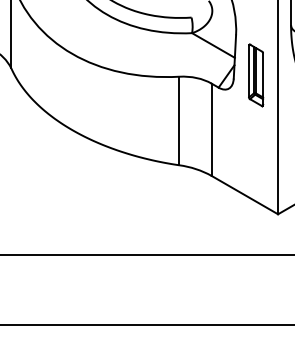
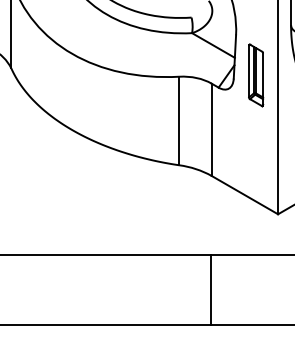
line: none -> present (210, 289)
